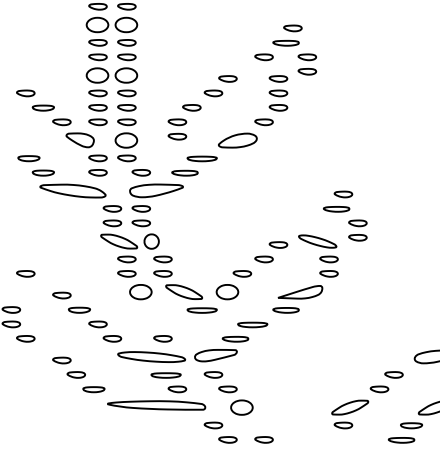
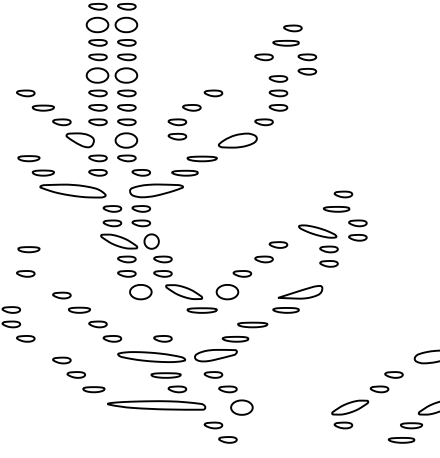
part: present -> none (227, 78)
part: none -> present (28, 249)
part position: (318, 255) -> (318, 245) (318, 245)
part: present -> none (263, 439)
